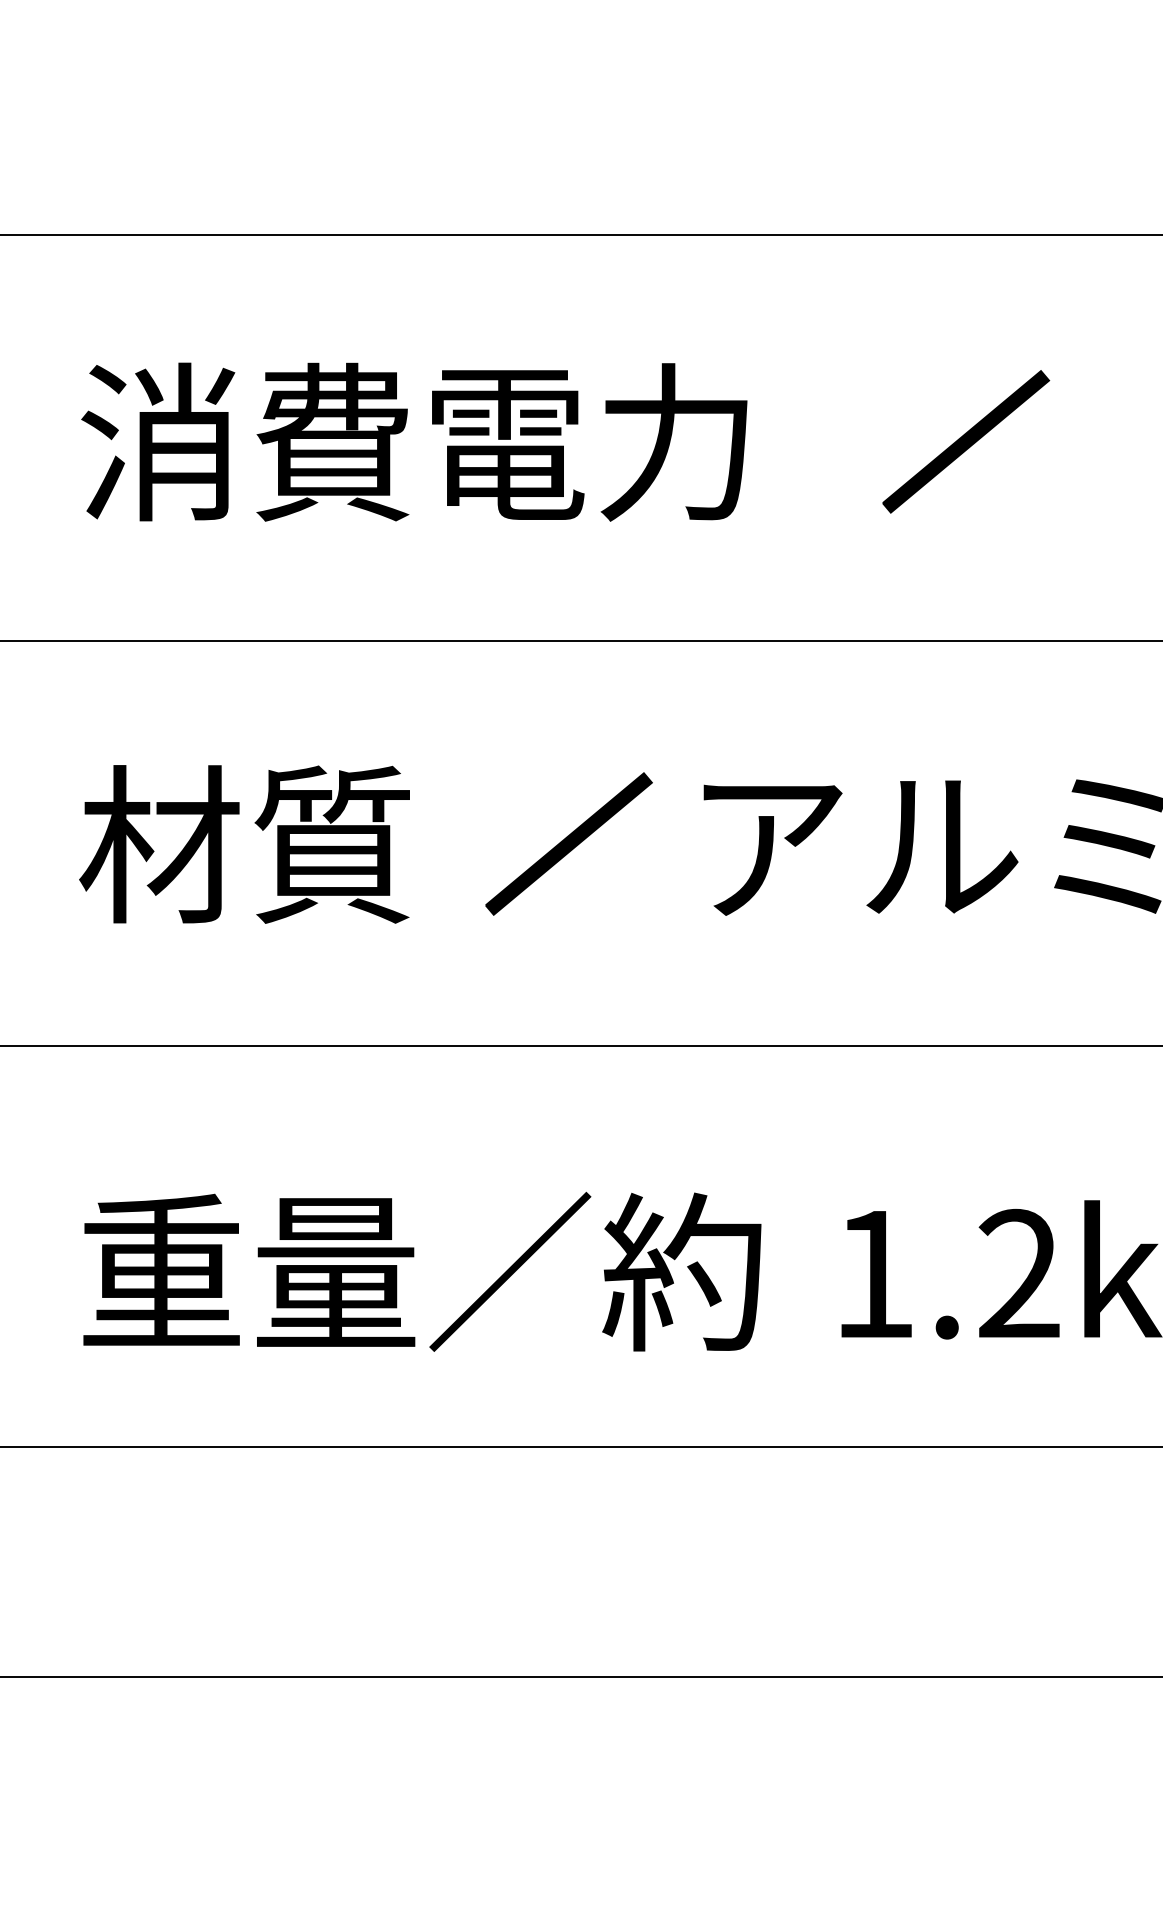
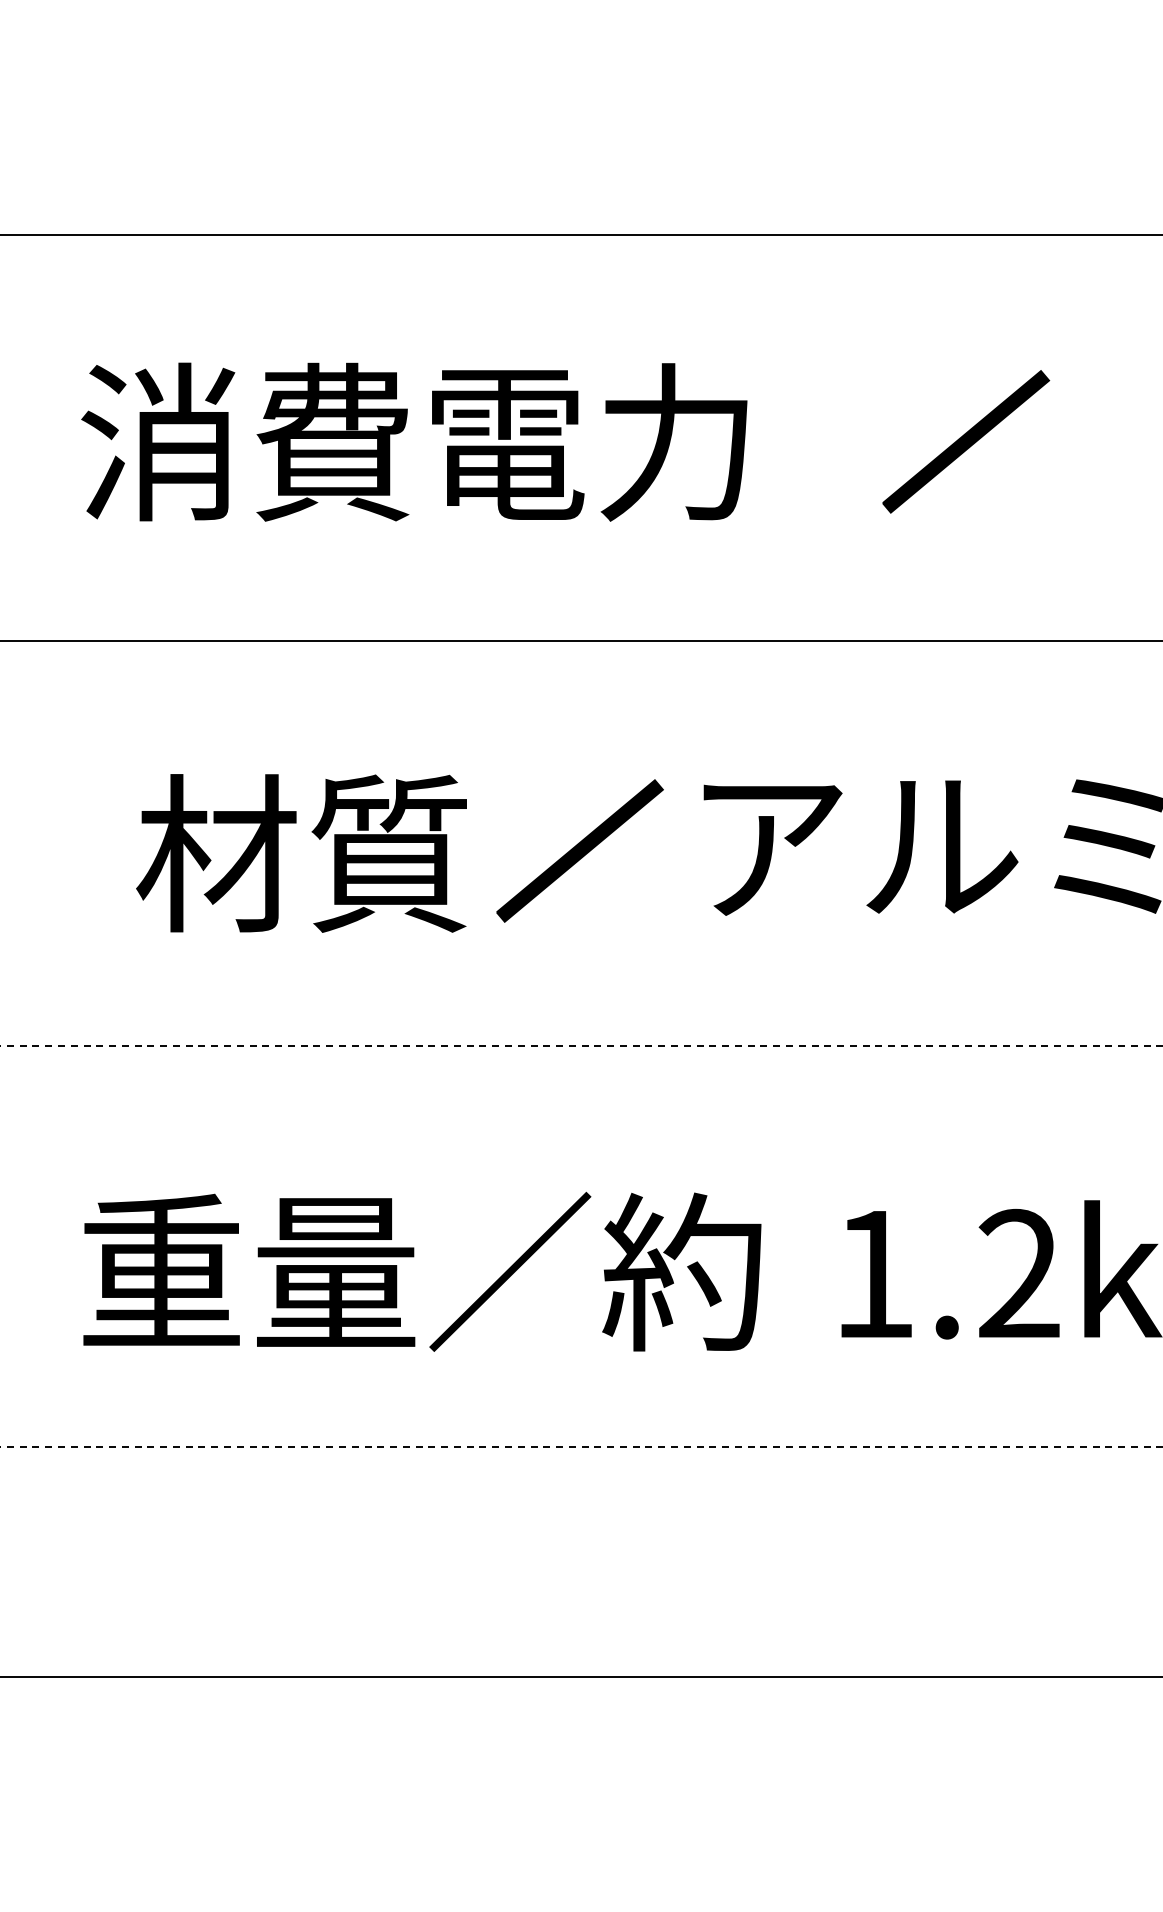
part position: (568, 843) -> (579, 850) (579, 850)
text position: (244, 844) -> (301, 853) (301, 853)
line: solid -> dashed (581, 1046)
line: solid -> dashed (581, 1447)
